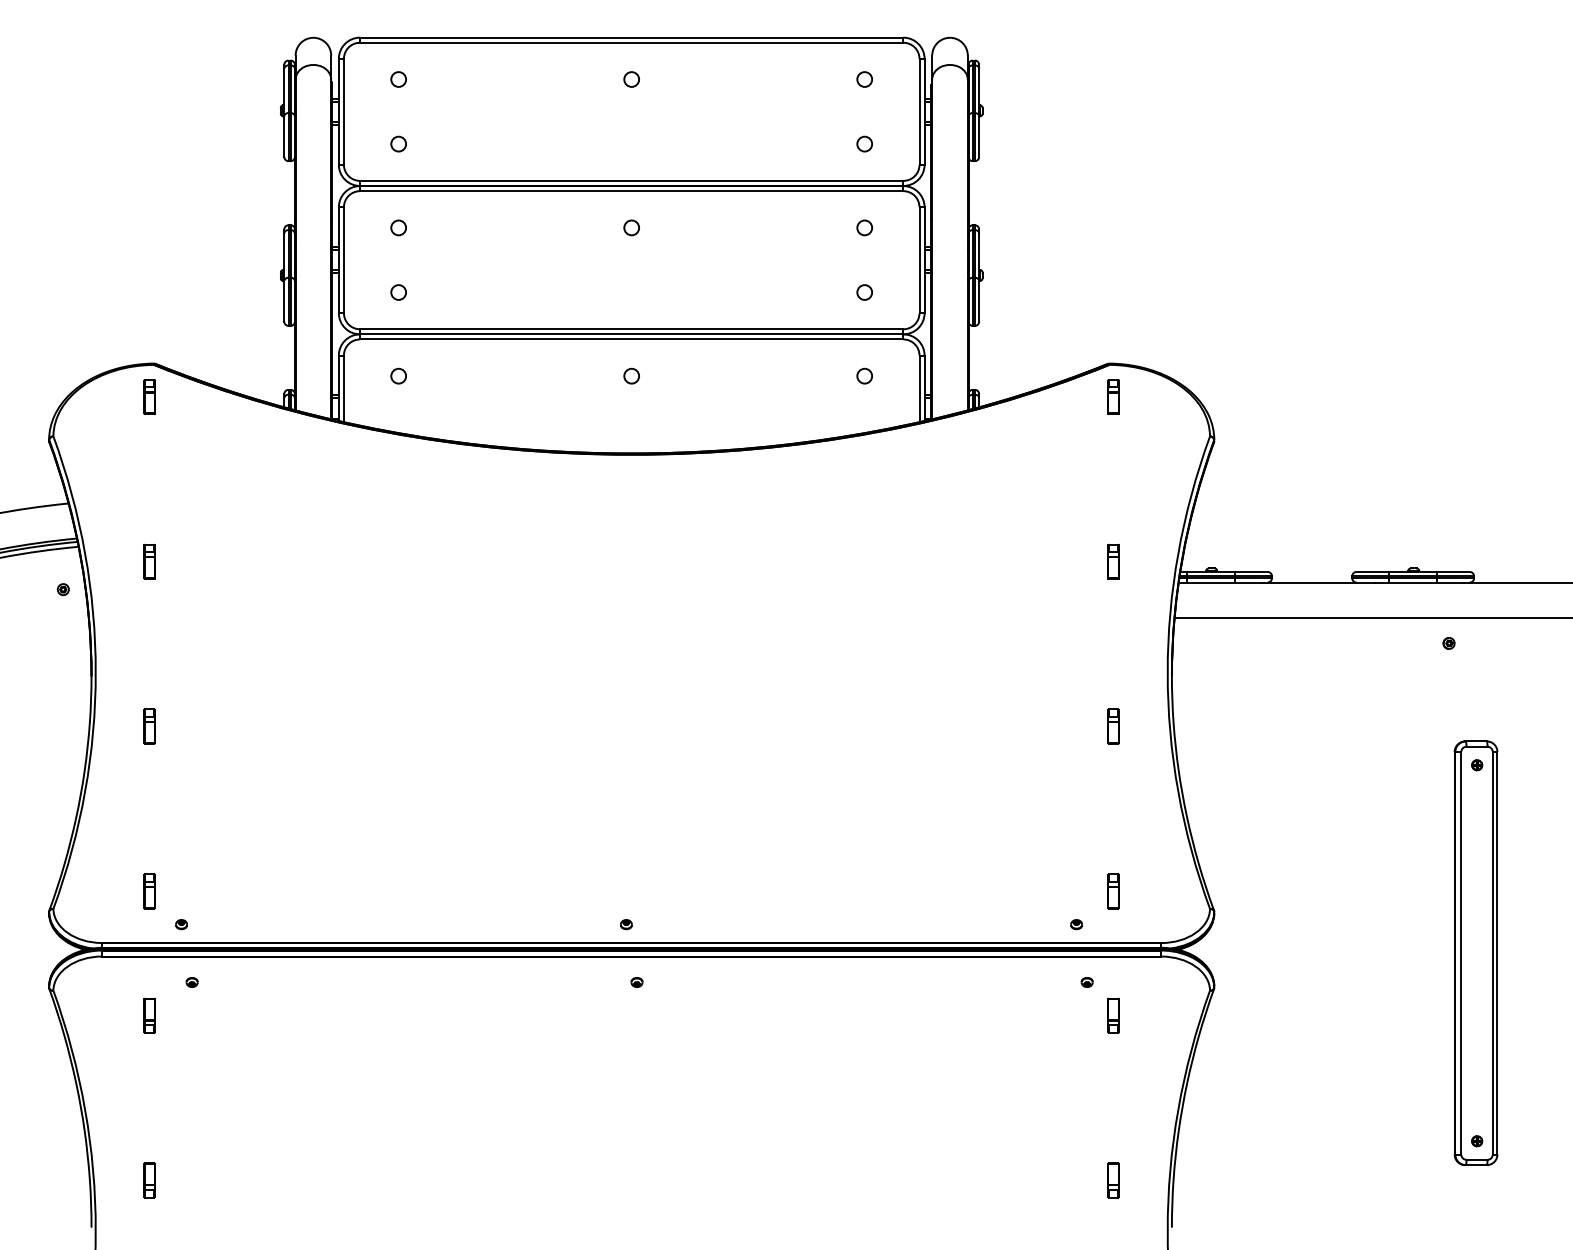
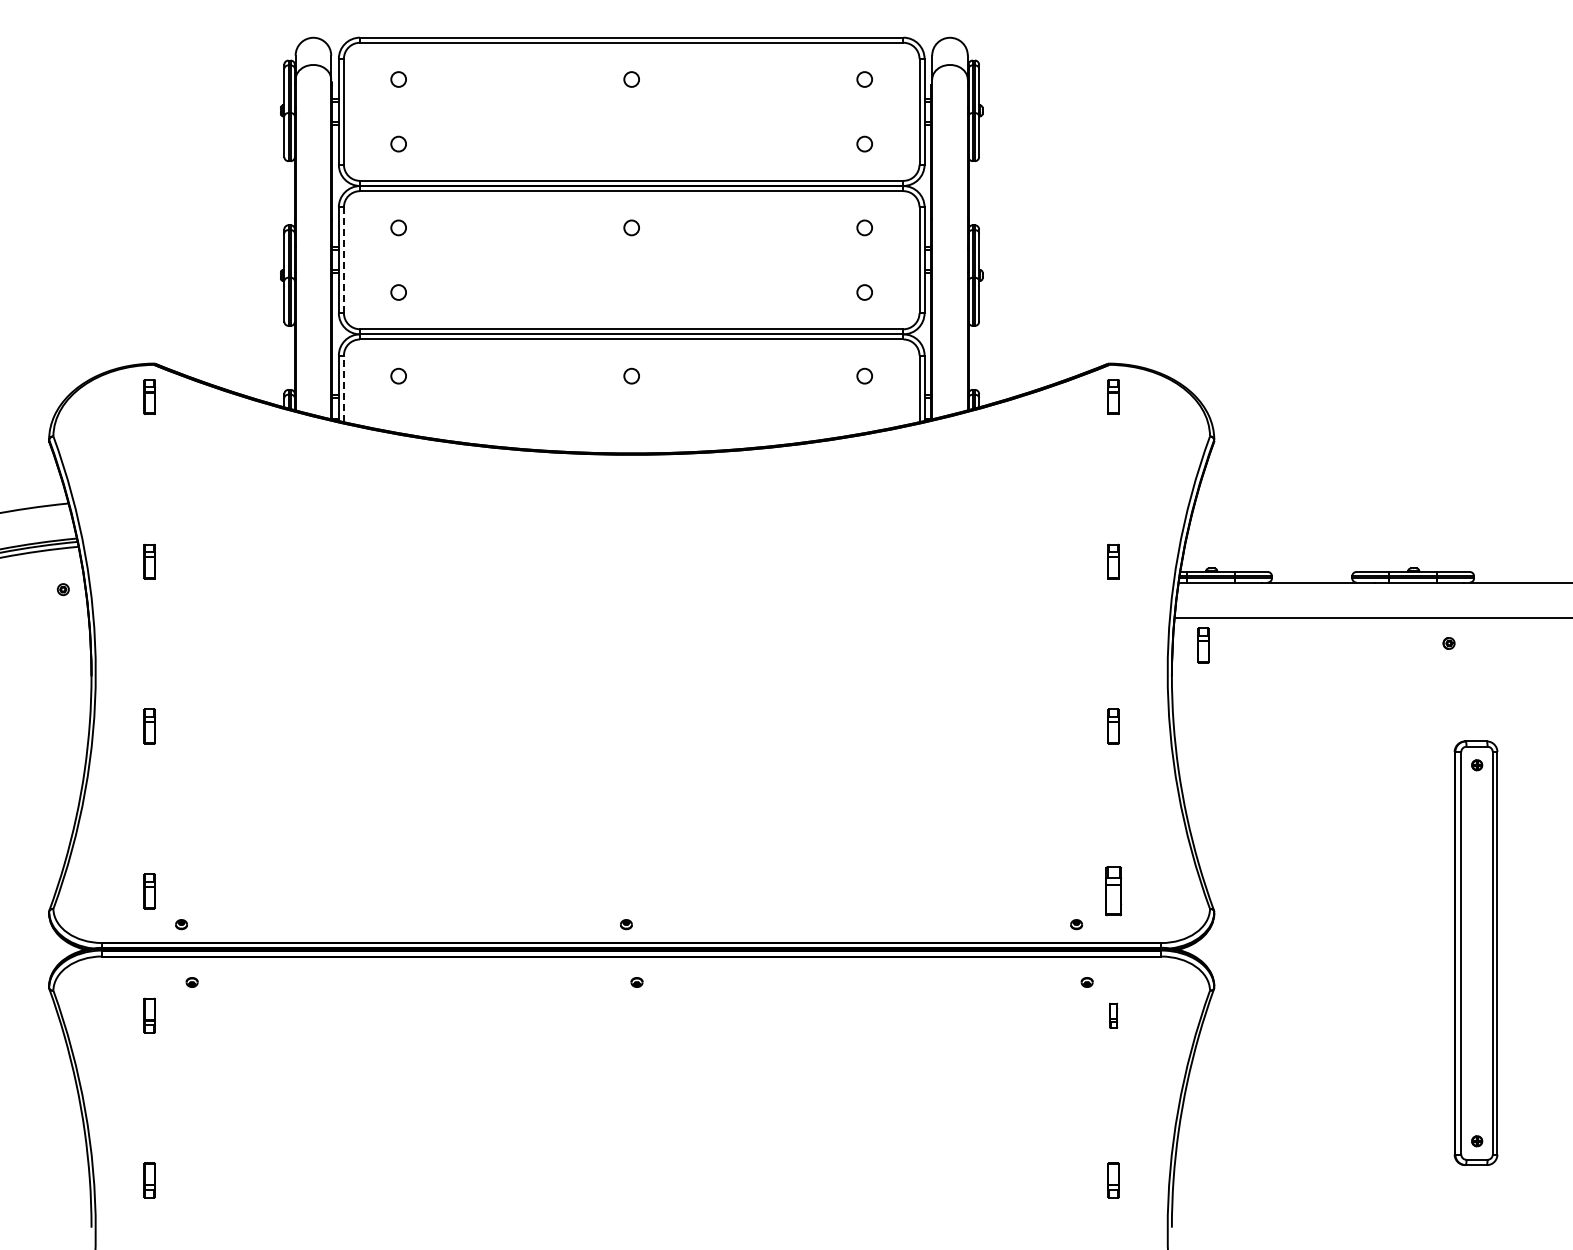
line: solid -> dashed (343, 260)
line: solid -> dashed (343, 388)
part: none -> present (1203, 645)
part size: 13x37 px -> 18x51 px (1113, 891)
part size: 13x37 px -> 10x27 px (1113, 1015)
